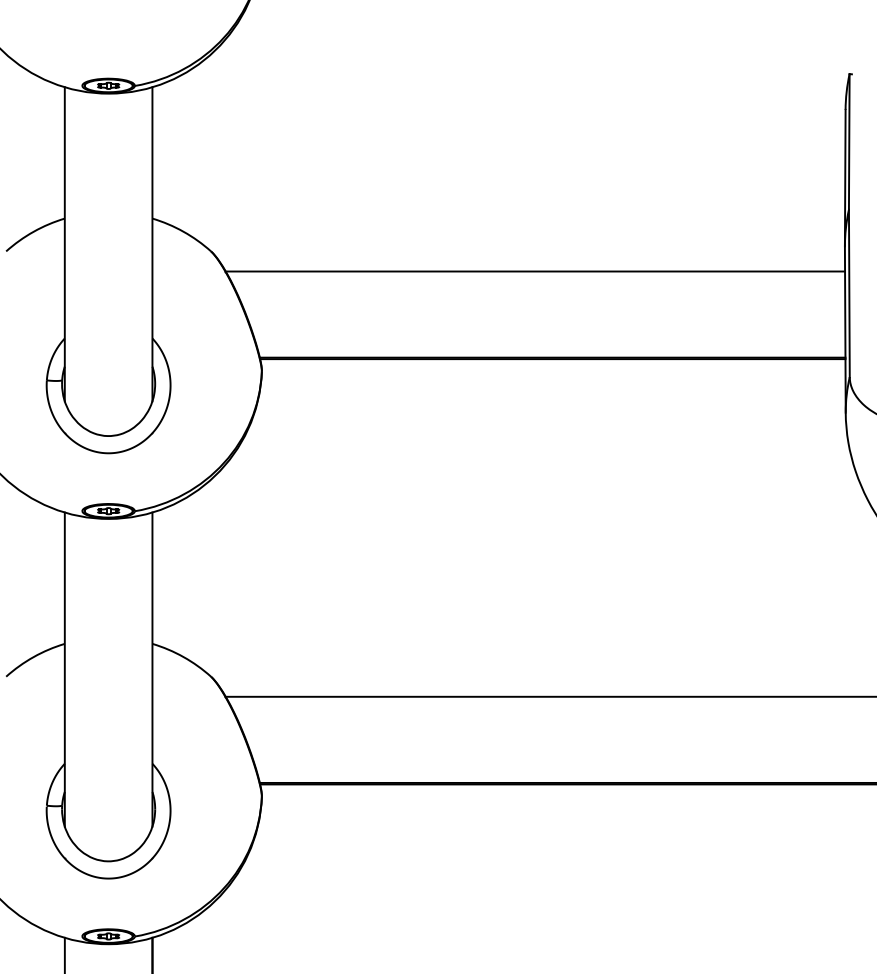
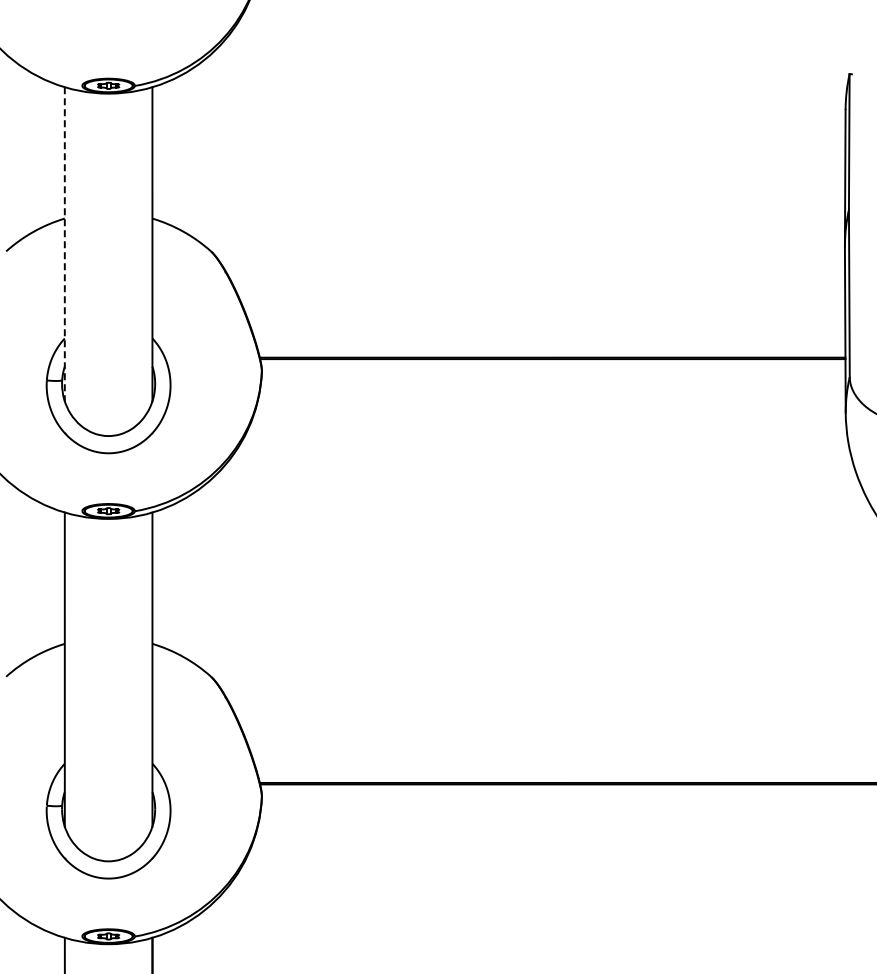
line: solid -> dashed (64, 244)
line: present -> none (535, 271)
line: present -> none (549, 696)
